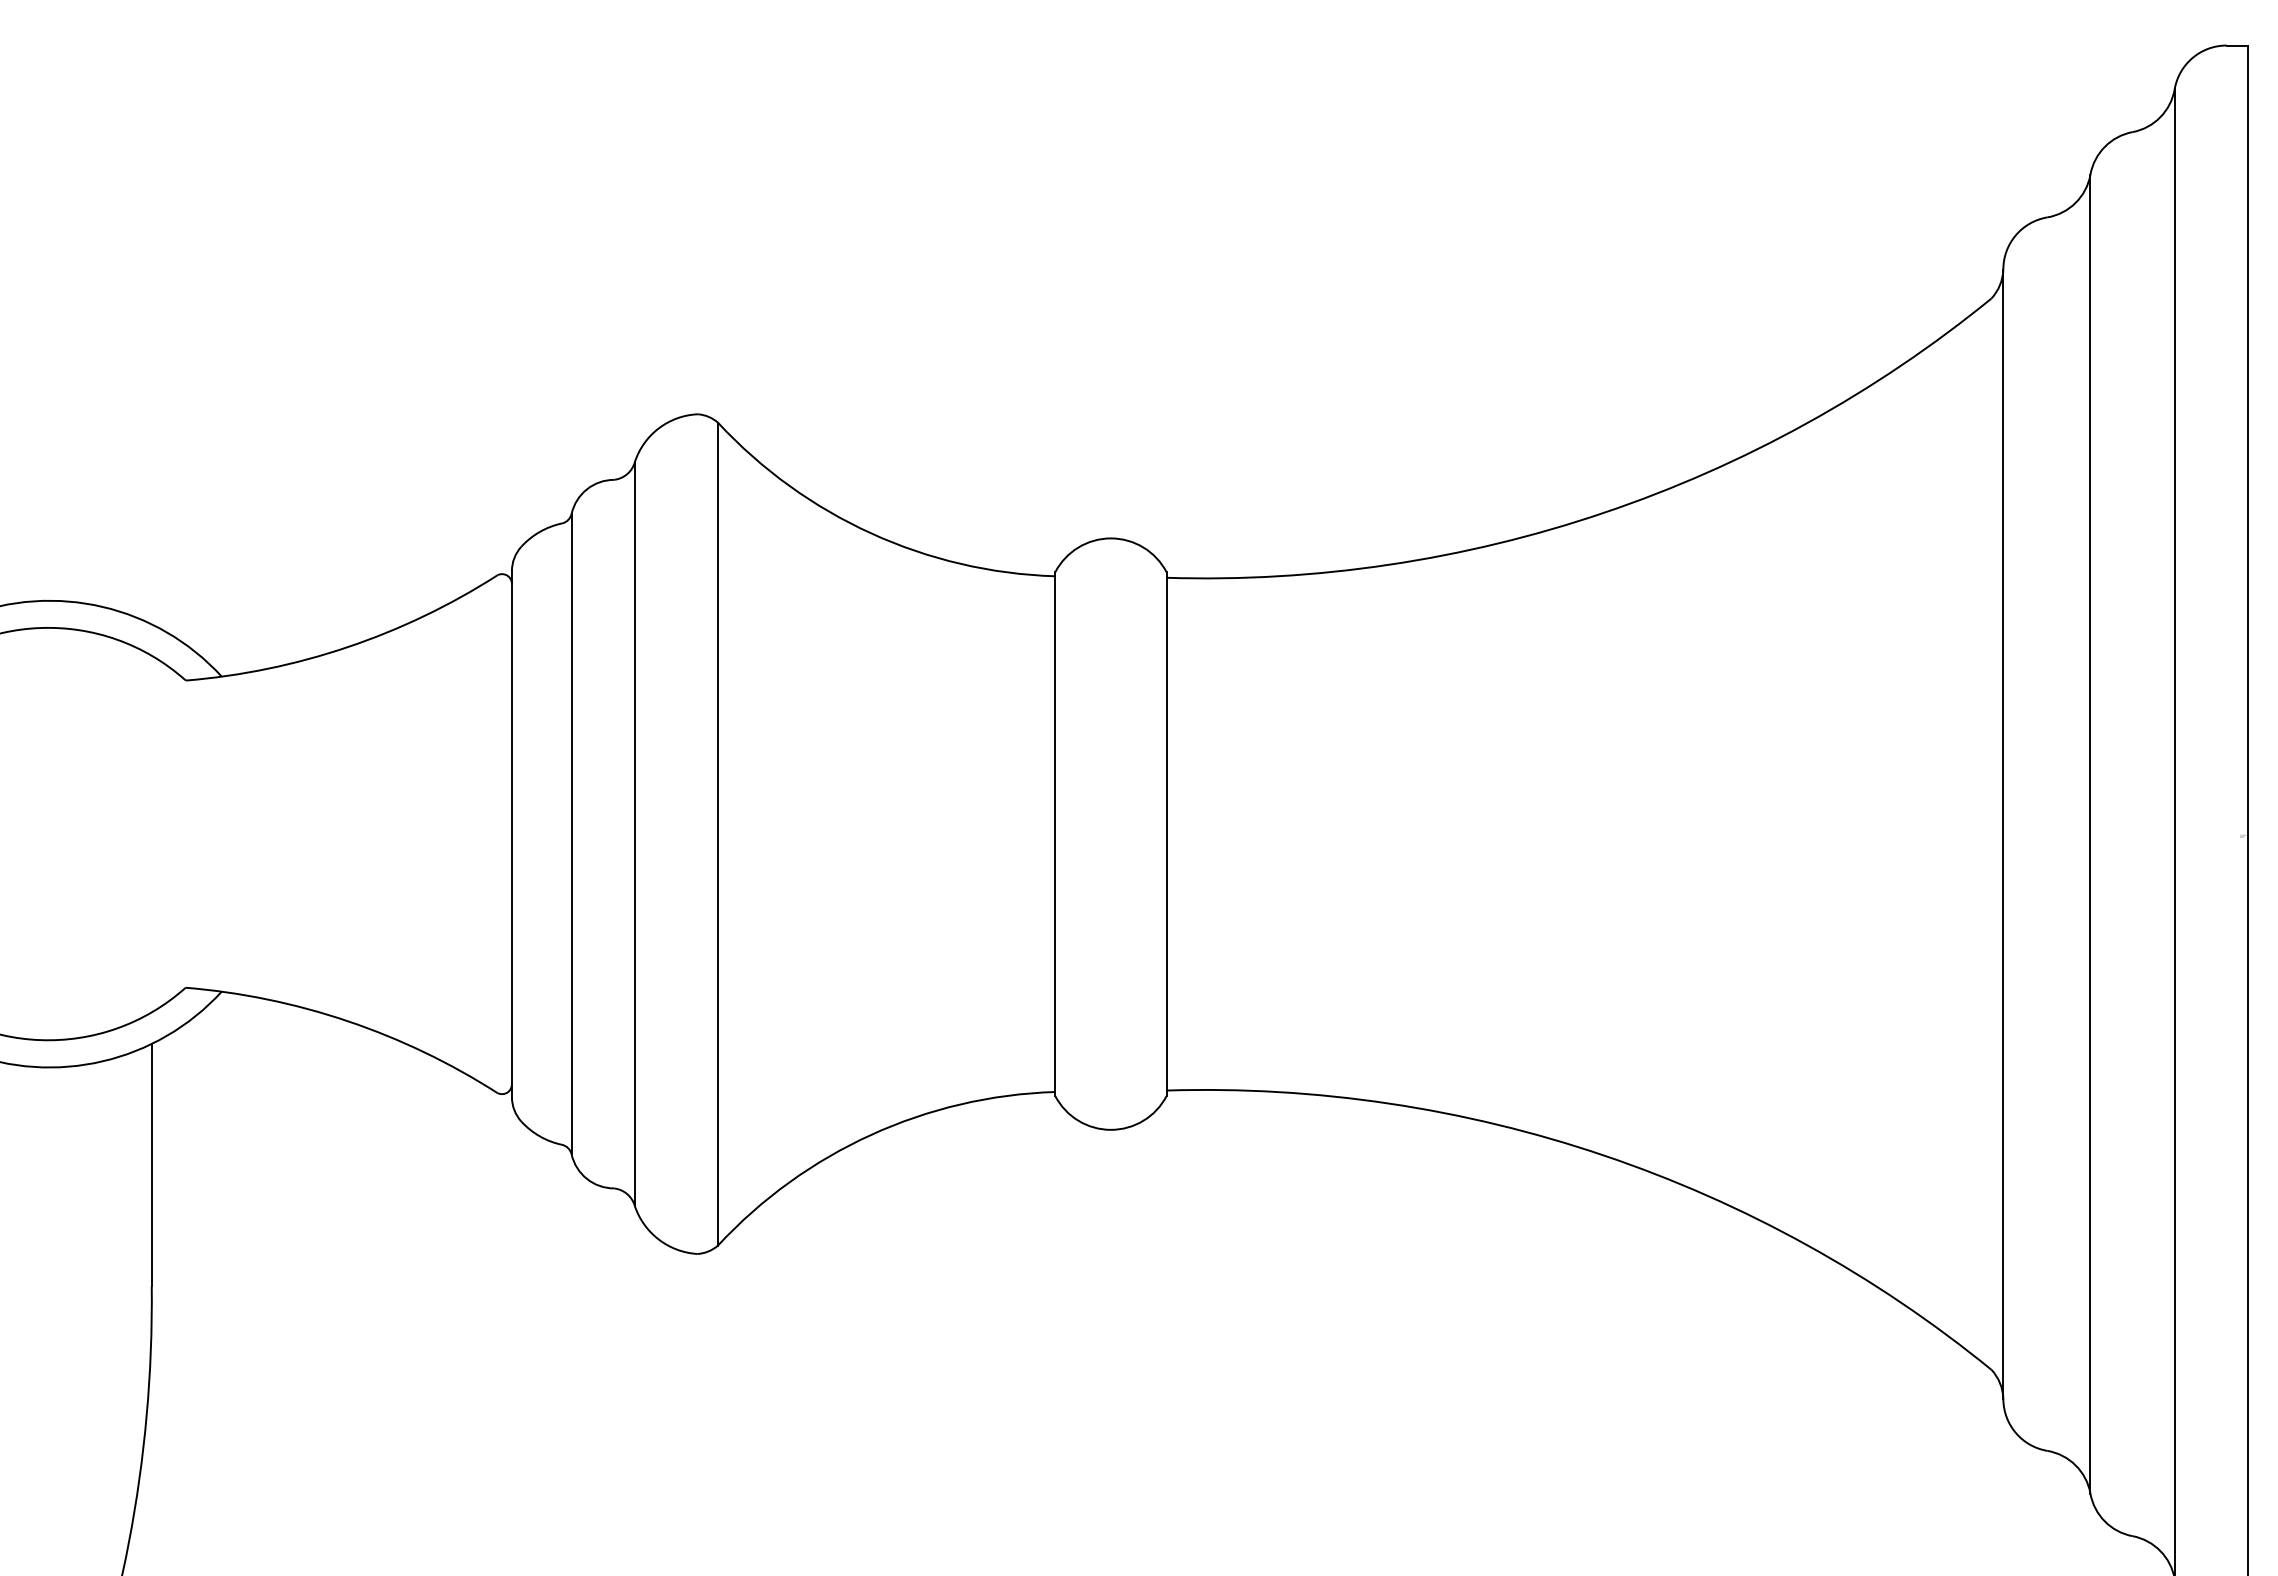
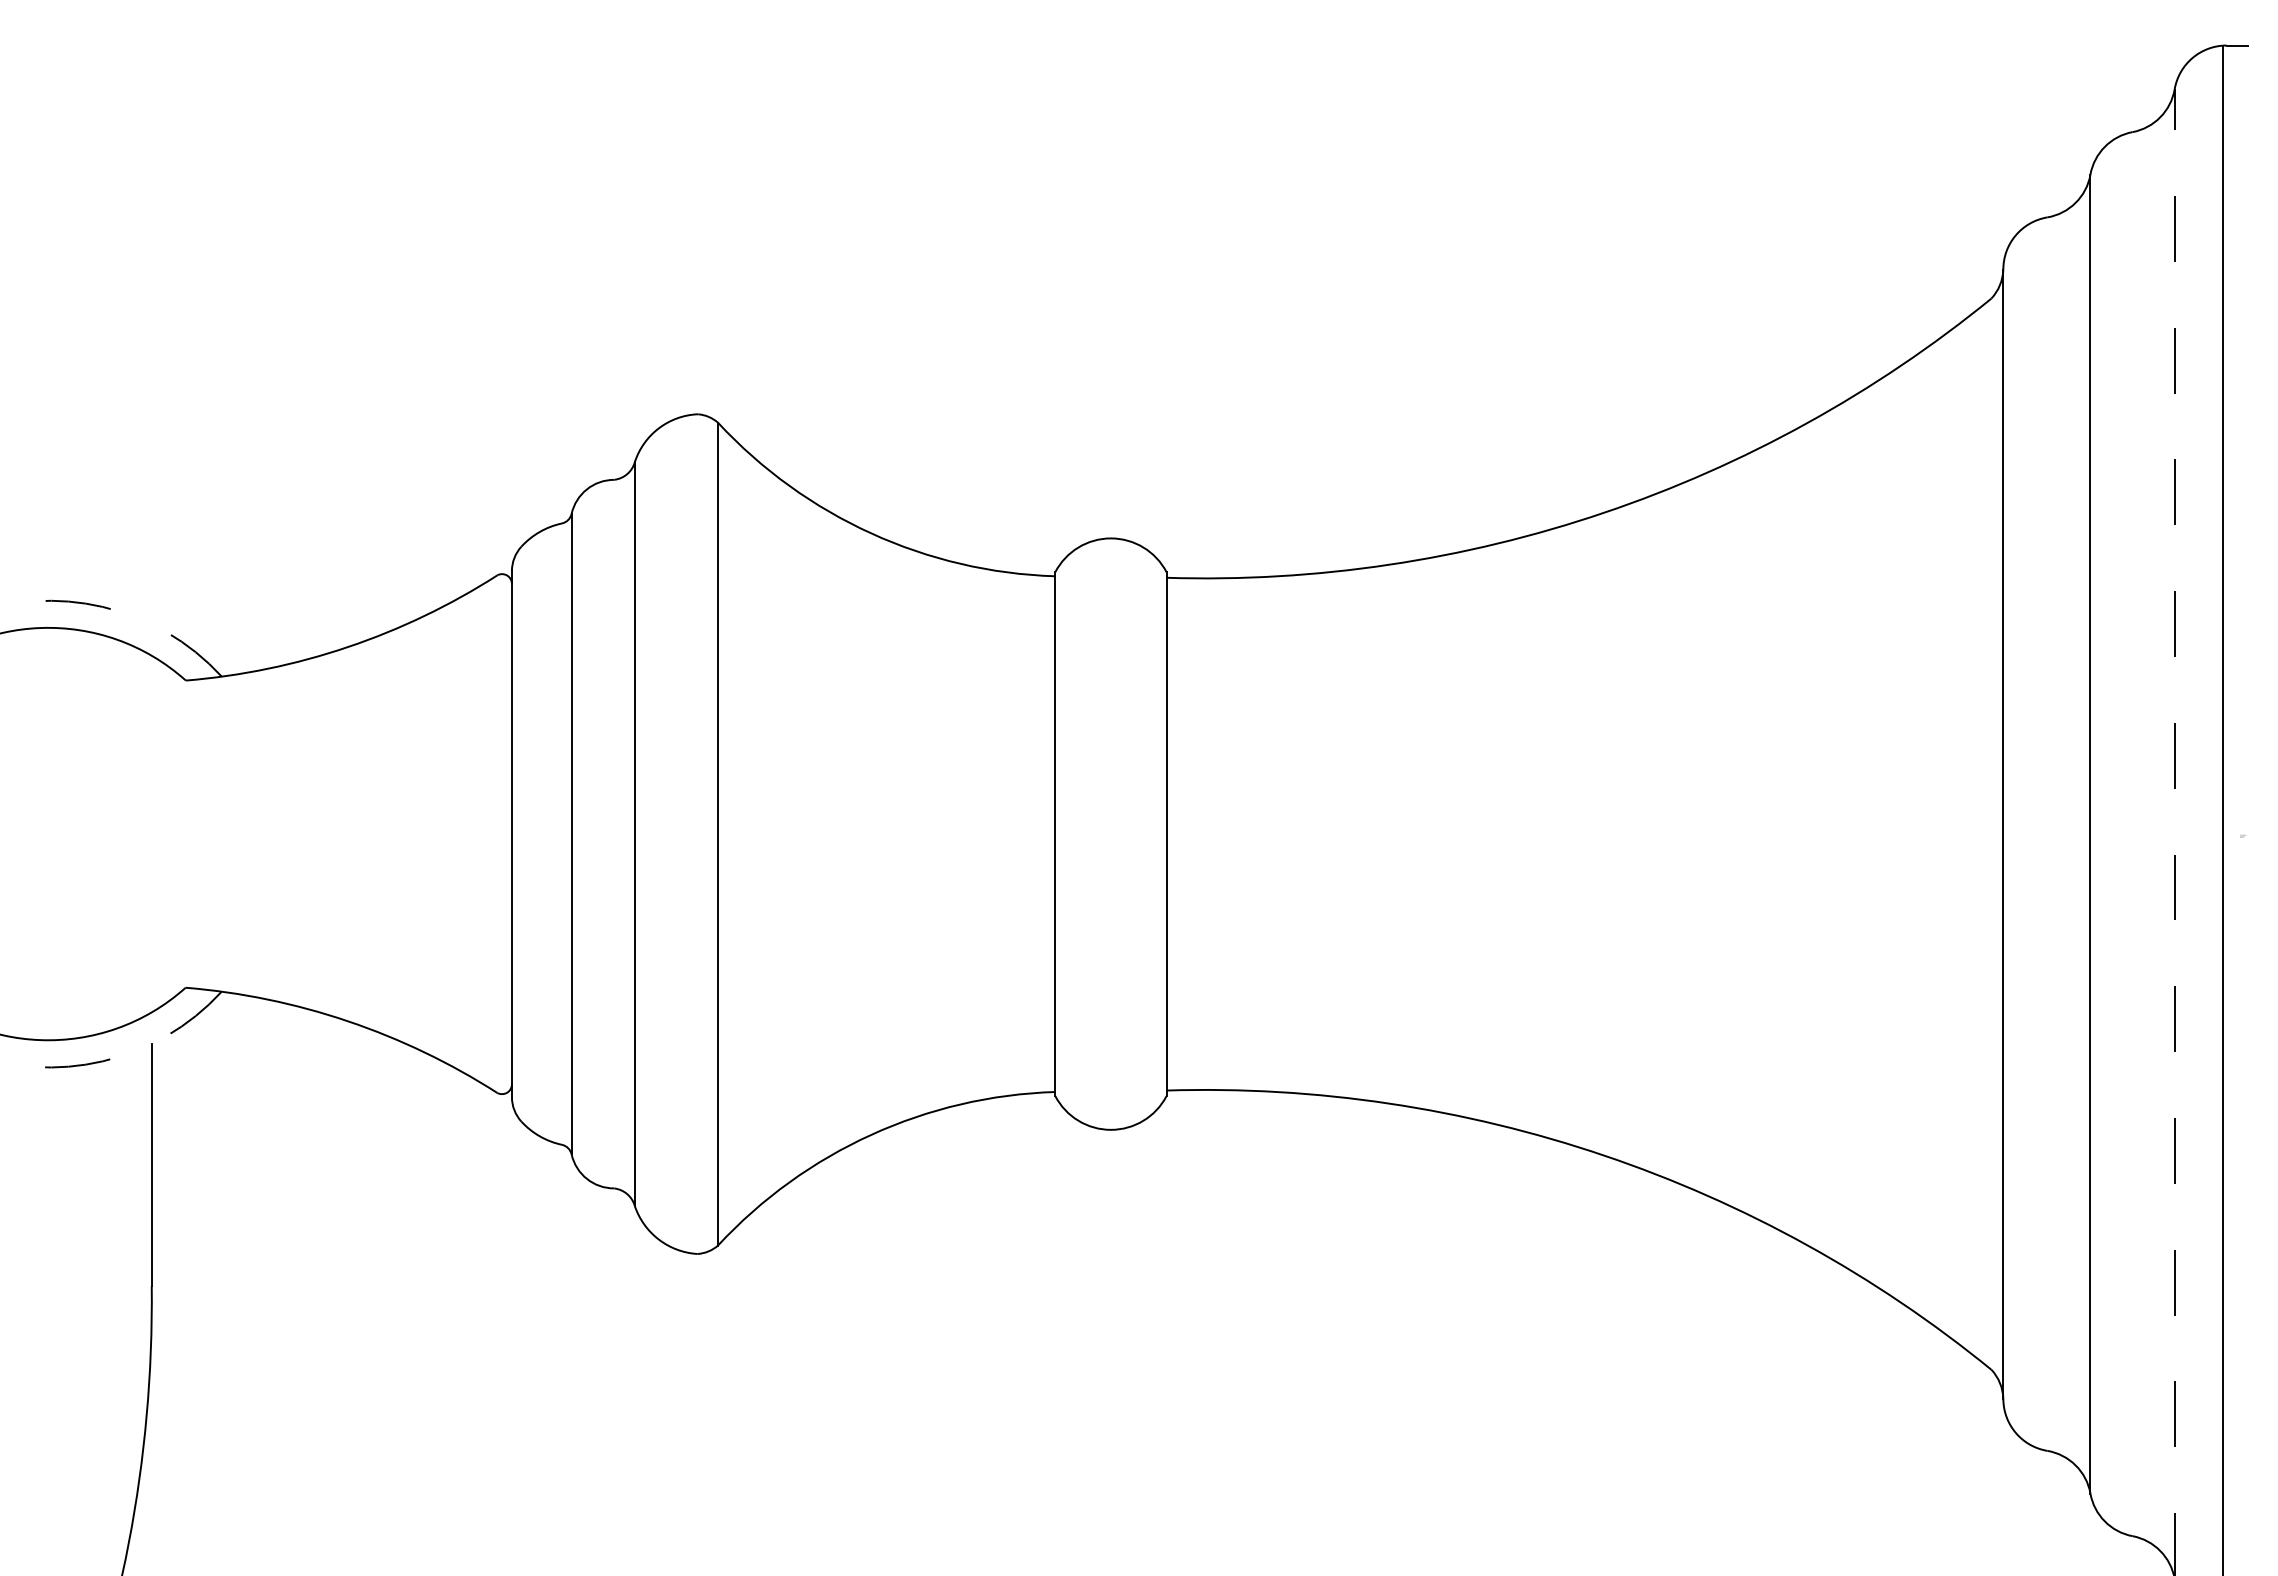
line position: (2247, 808) -> (2222, 808) (2222, 808)
line: solid -> dashed (2174, 832)
arc: solid -> dashed (0, 1062)
